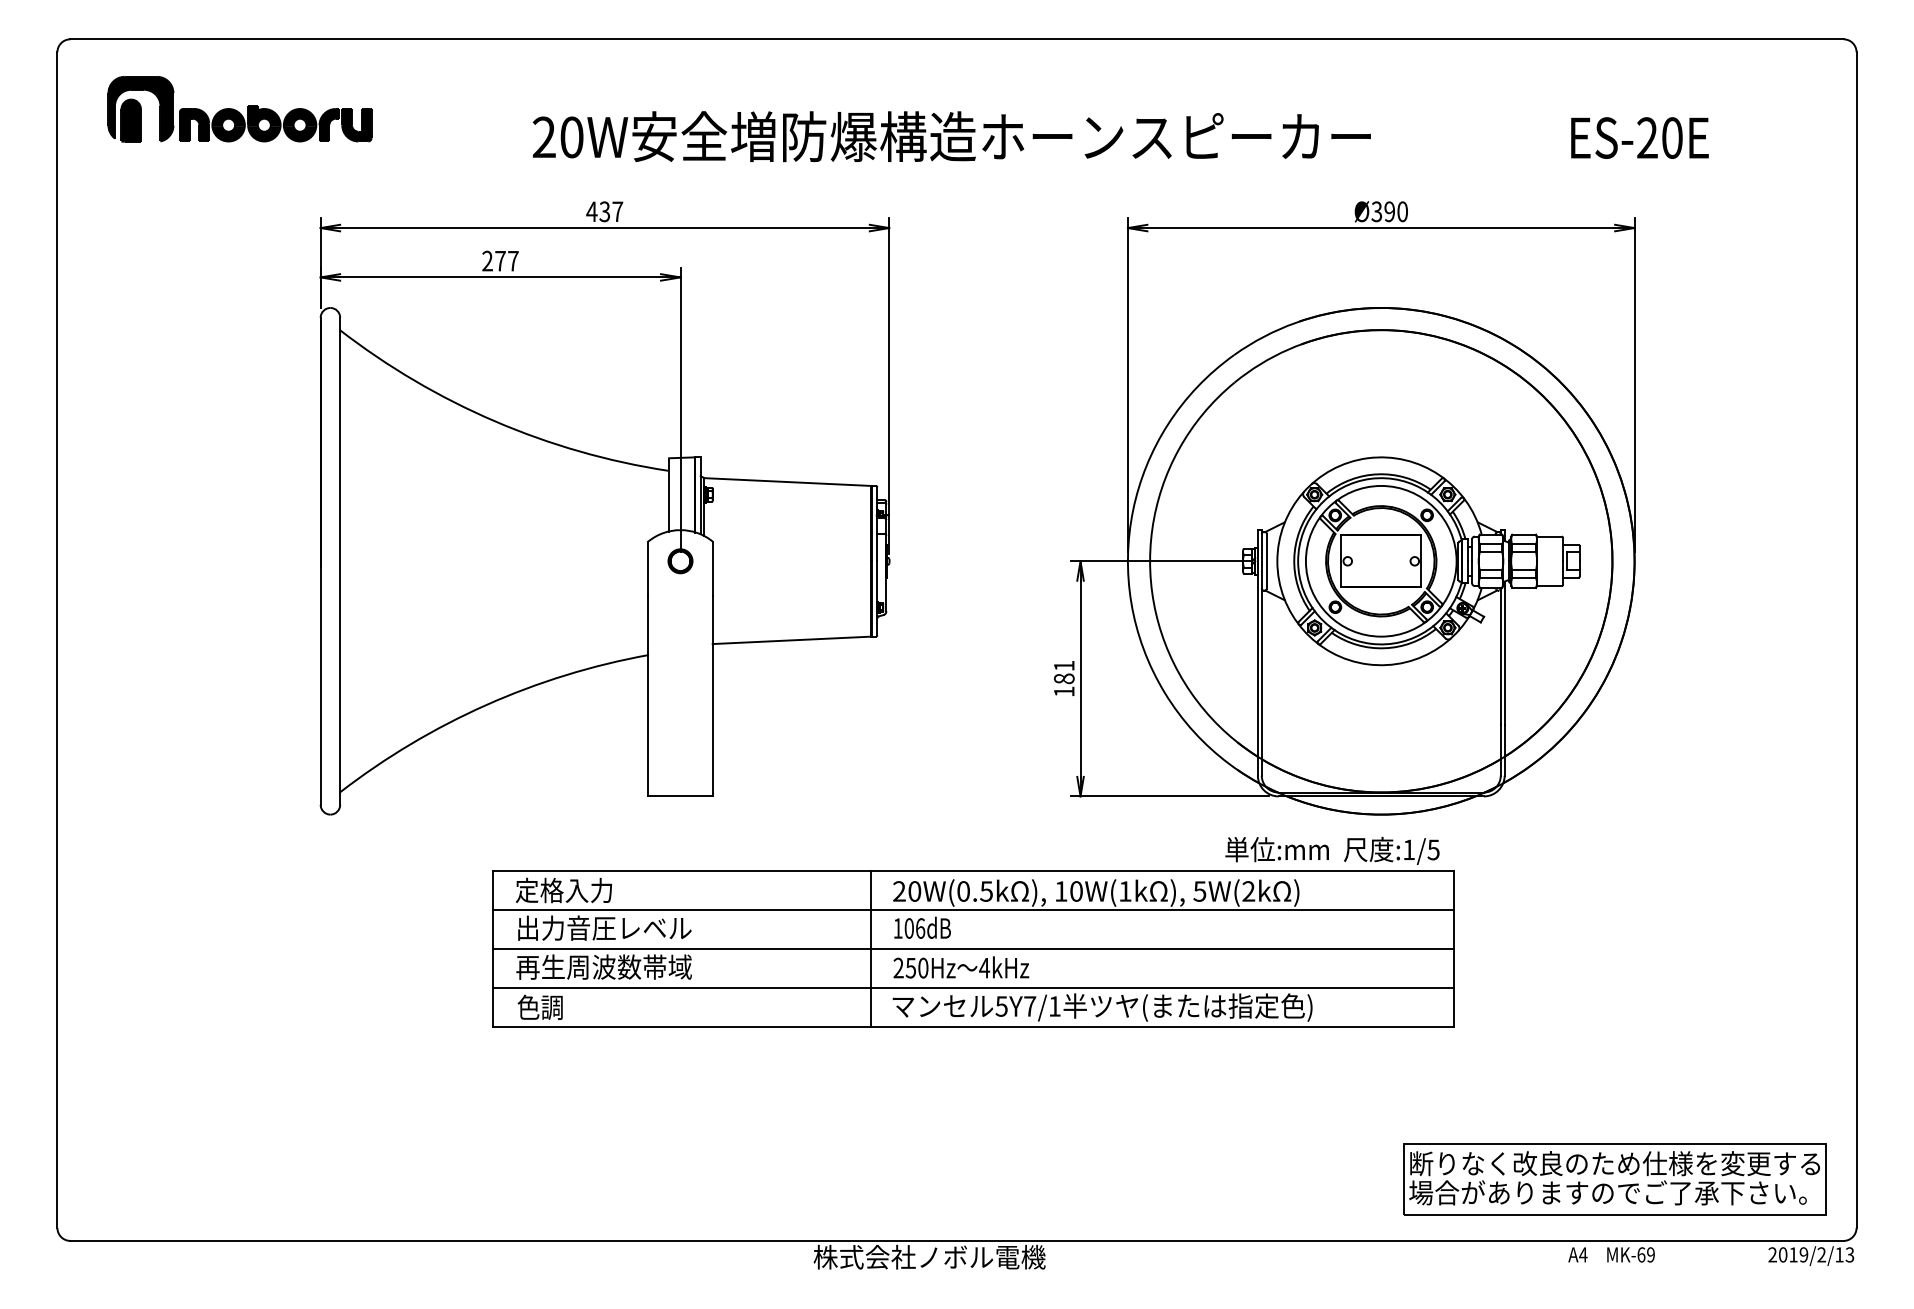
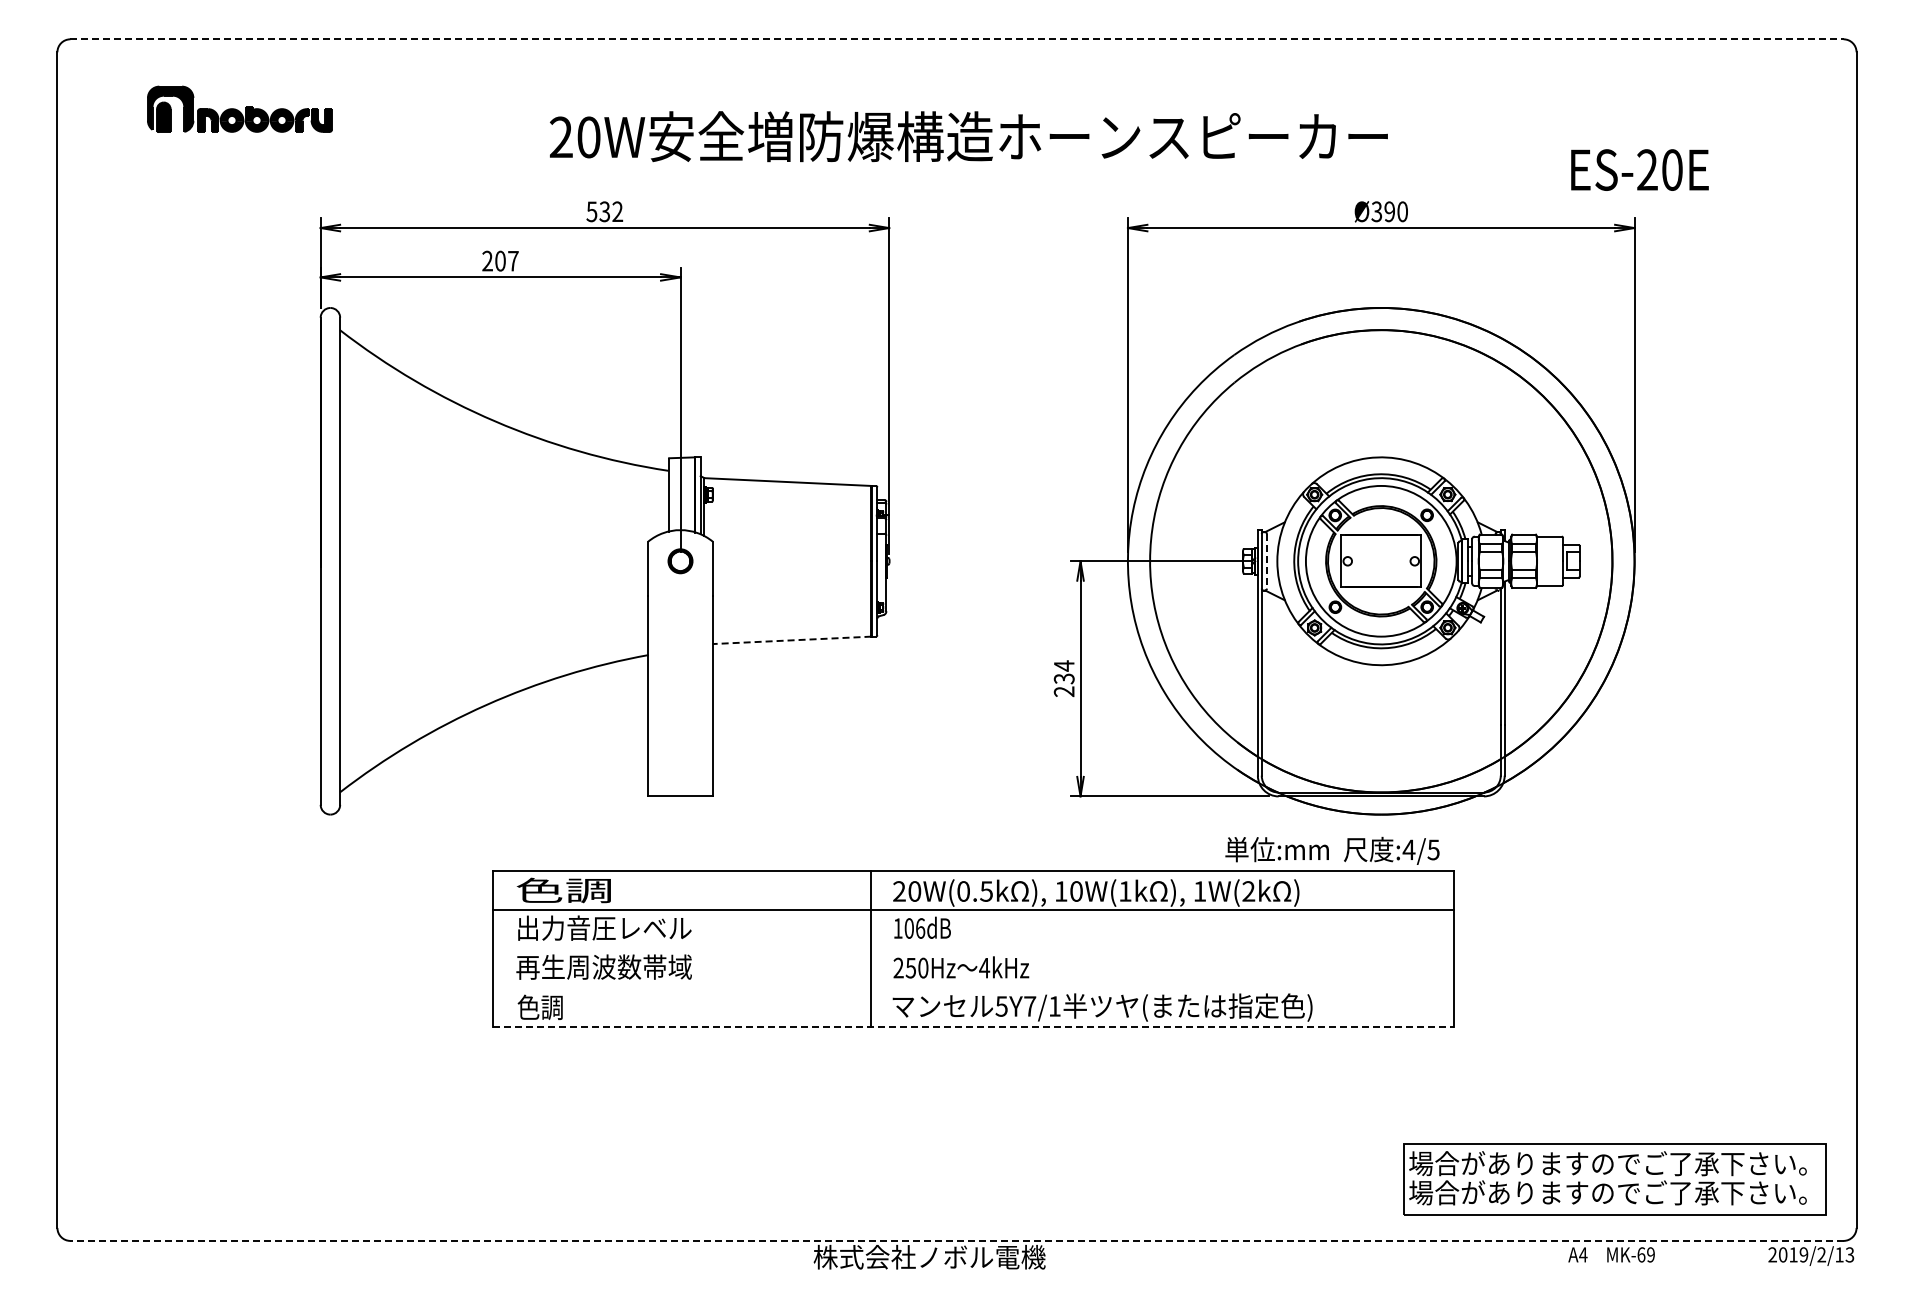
line: solid -> dashed (956, 39)
part size: 266x67 px -> 186x48 px (239, 108)
text position: (951, 136) -> (968, 136) (968, 136)
text position: (1639, 137) -> (1639, 169) (1639, 169)
text: 437 -> 532 (604, 211)
text: 277 -> 207 (500, 260)
line: solid -> dashed (1266, 561)
line: solid -> dashed (791, 640)
text: 181 -> 234 (1063, 678)
text: :1/5 -> :4/5 (1408, 849)
text: 定格入力 -> 色調 (563, 890)
text: 5W(2k -> 1W(2k (1199, 891)
line: present -> none (973, 949)
line: present -> none (973, 988)
line: solid -> dashed (974, 1027)
text: 断りなく改良のため仕様を変更する -> 場合がありますのでご了承下さい。 (1614, 1163)
line: solid -> dashed (956, 1240)
